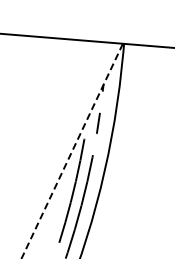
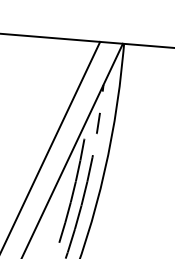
line: none -> present (51, 145)
line: dashed -> solid (72, 151)
